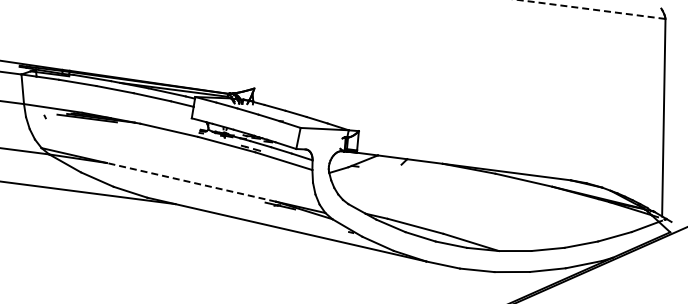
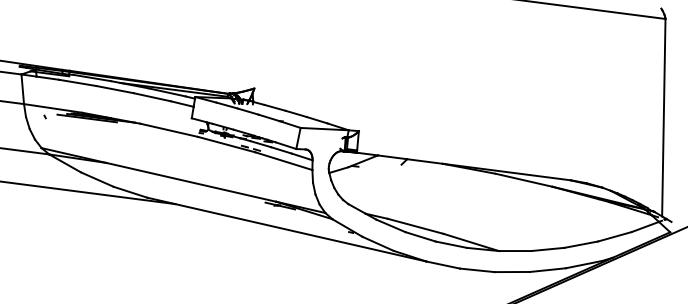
line: dashed -> solid (592, 9)
line: dashed -> solid (191, 182)
